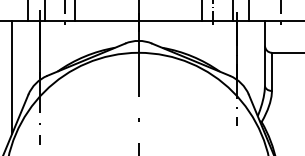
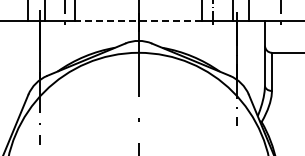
line: solid -> dashed (138, 21)
line: present -> none (12, 77)
